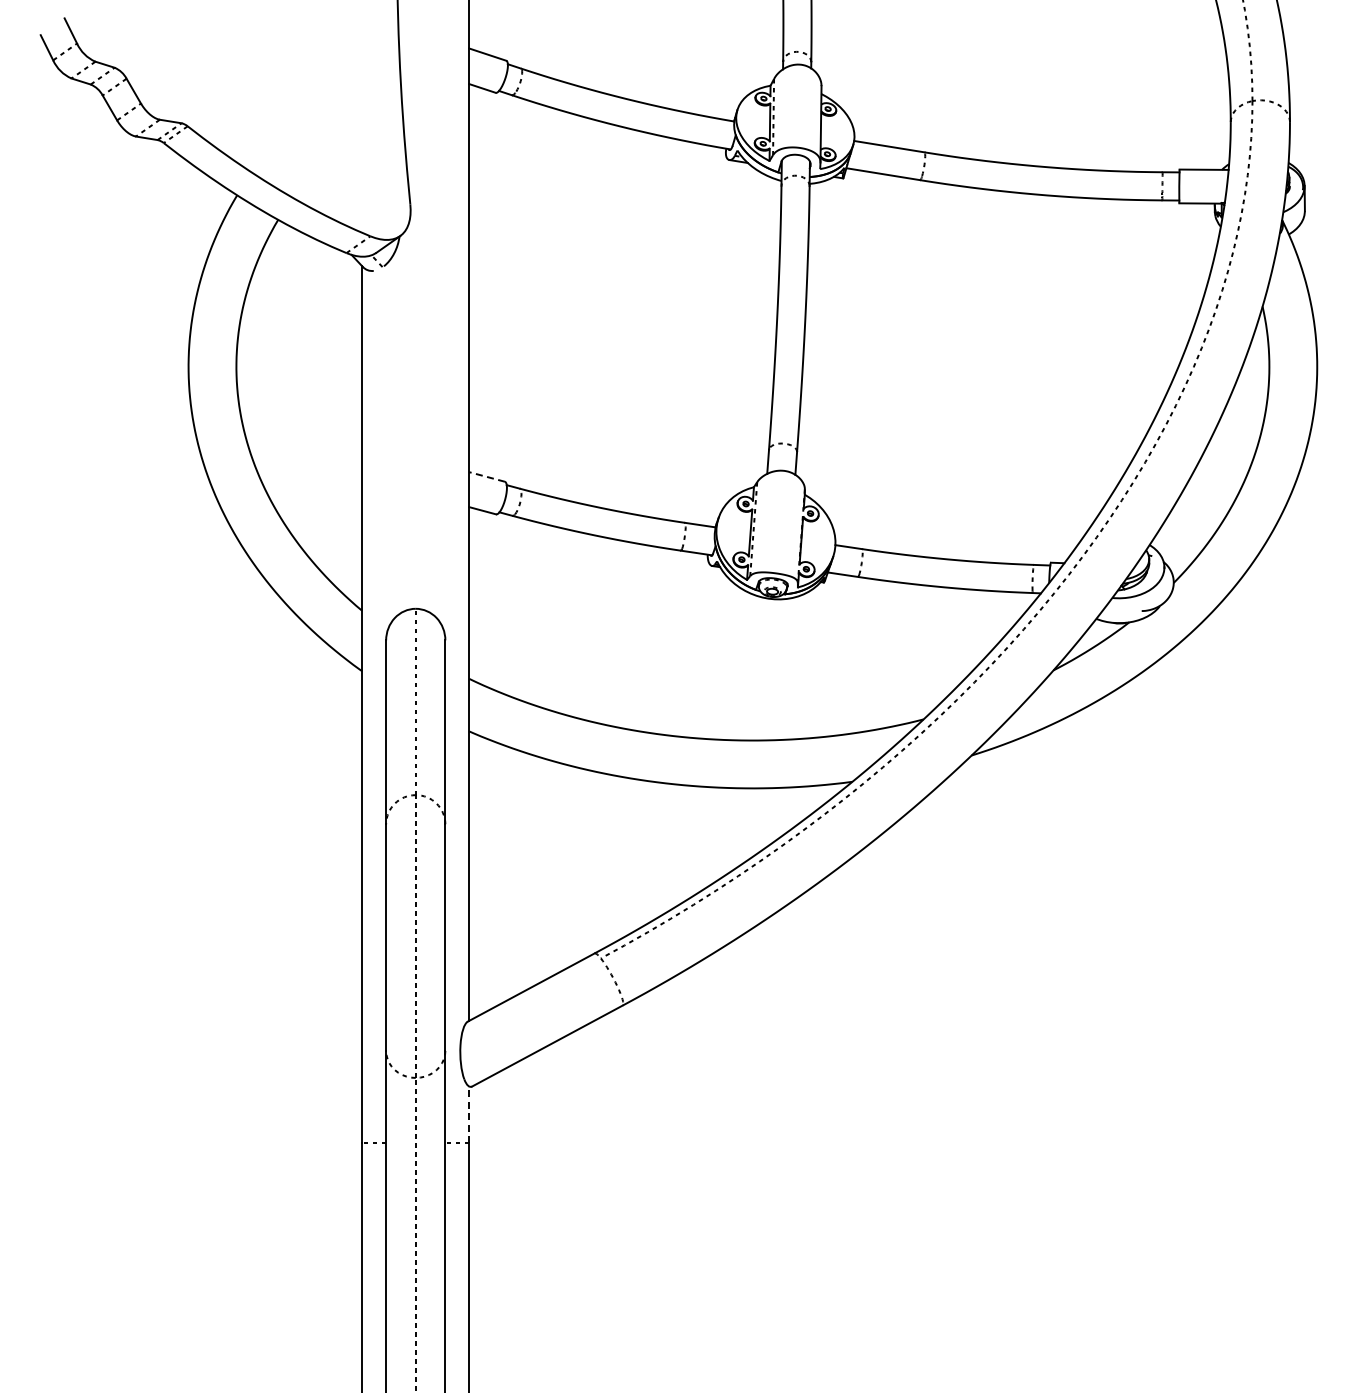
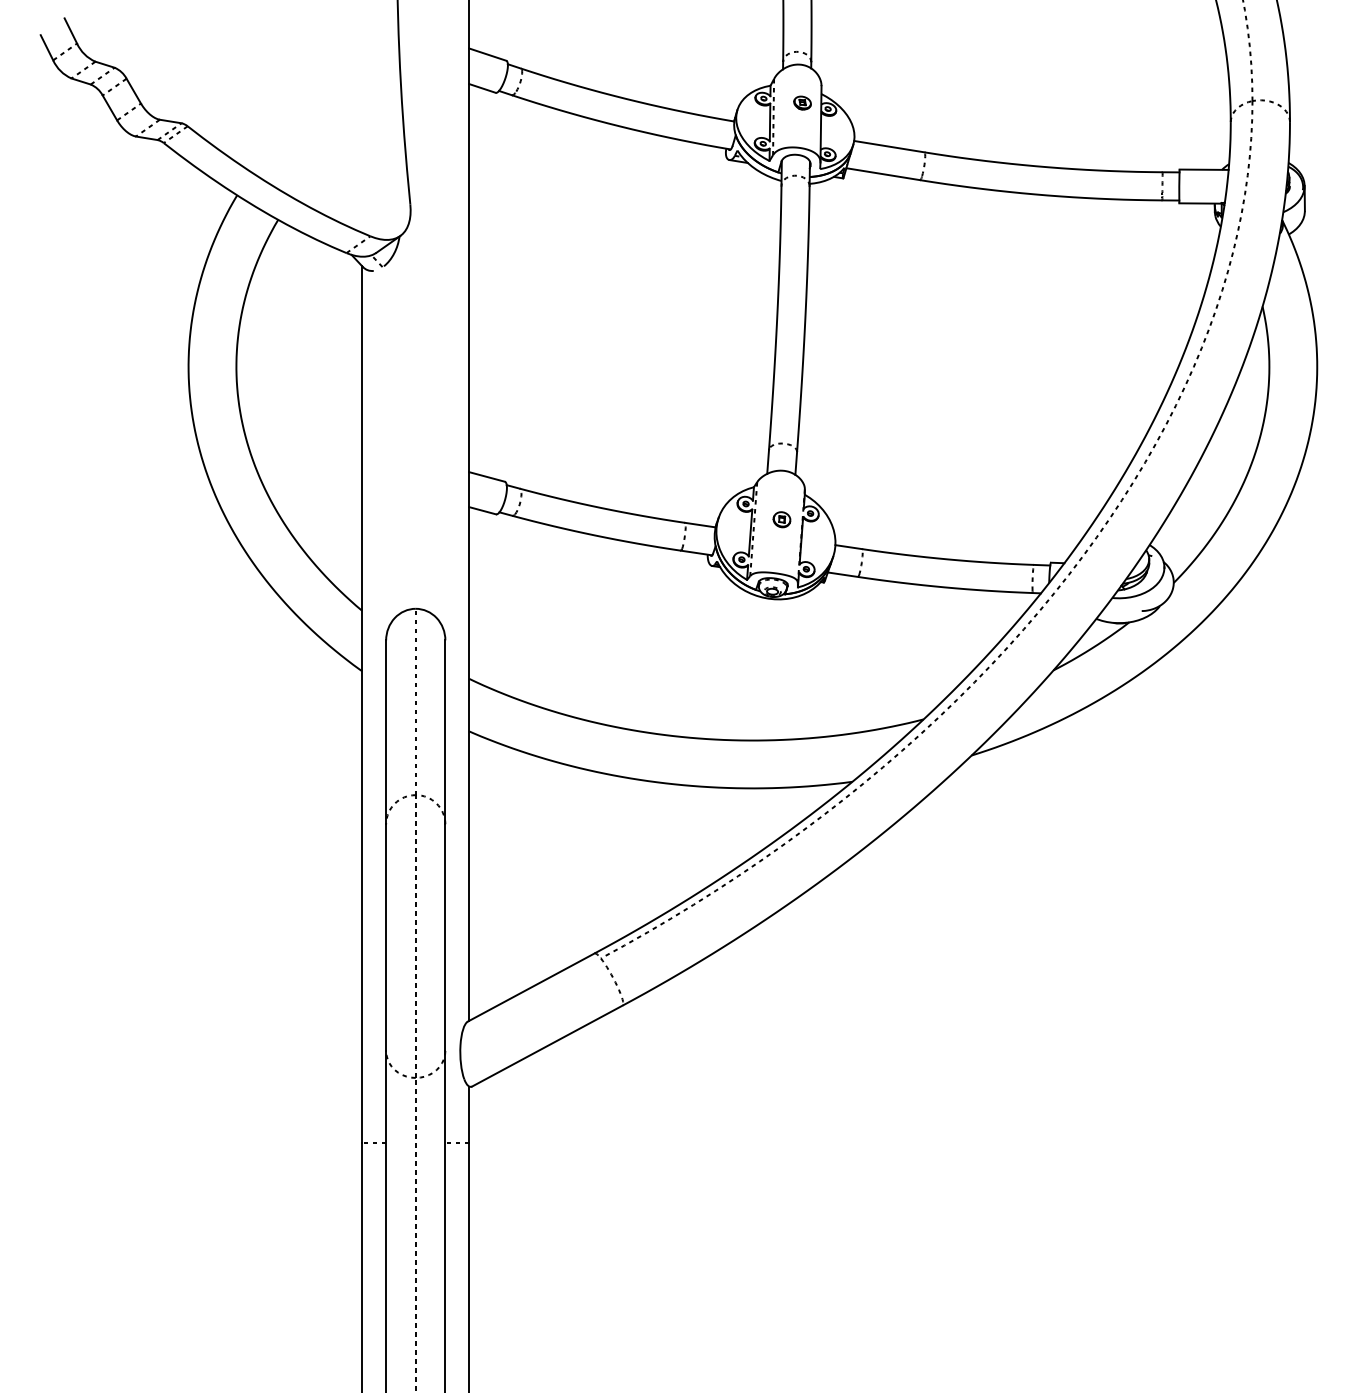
part: none -> present (802, 102)
line: dashed -> solid (486, 476)
part: none -> present (781, 519)
line: dashed -> solid (469, 1114)
